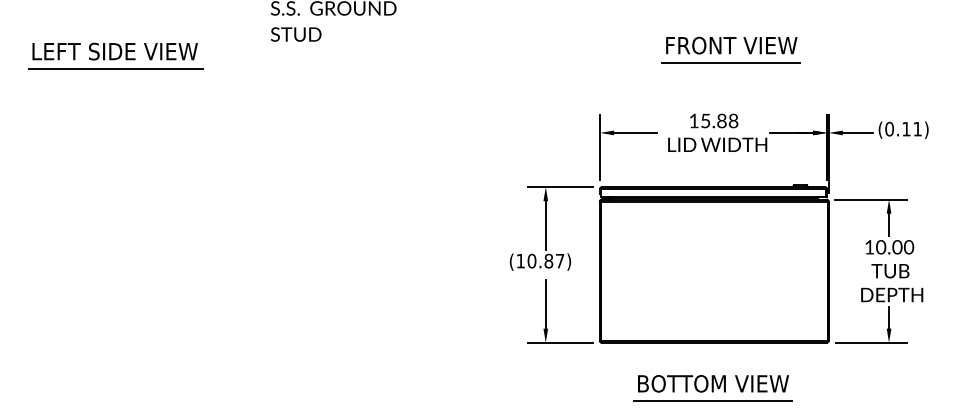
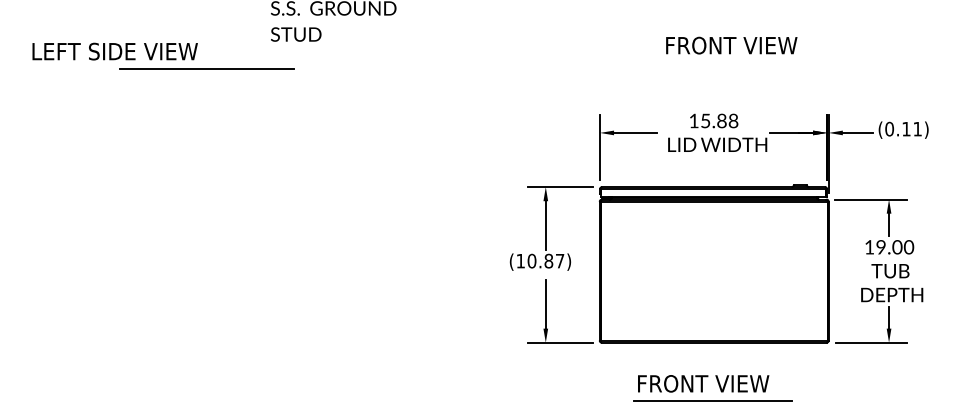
line: present -> none (731, 62)
line position: (115, 68) -> (206, 68) (206, 68)
text: 10.00 -> 19.00 (881, 247)
text: BOTTOM VIEW -> FRONT VIEW (714, 383)
